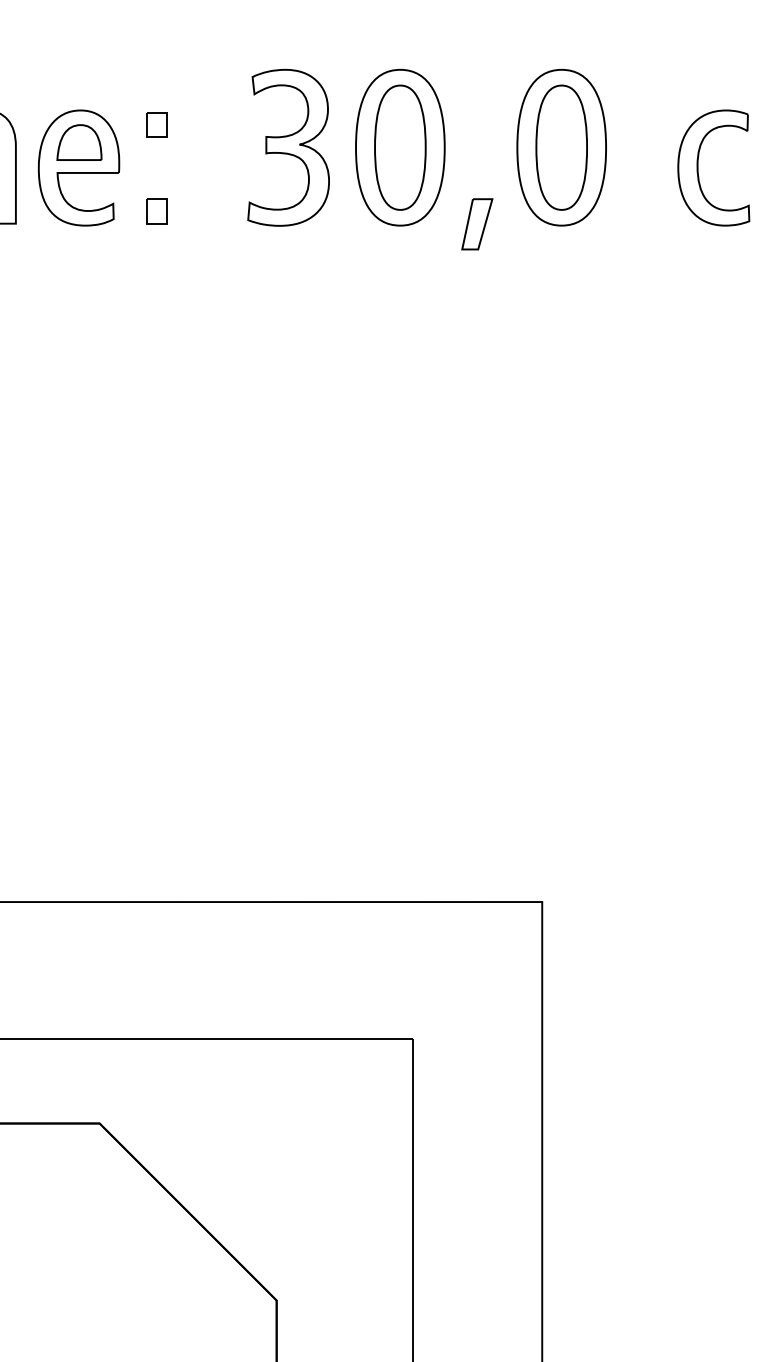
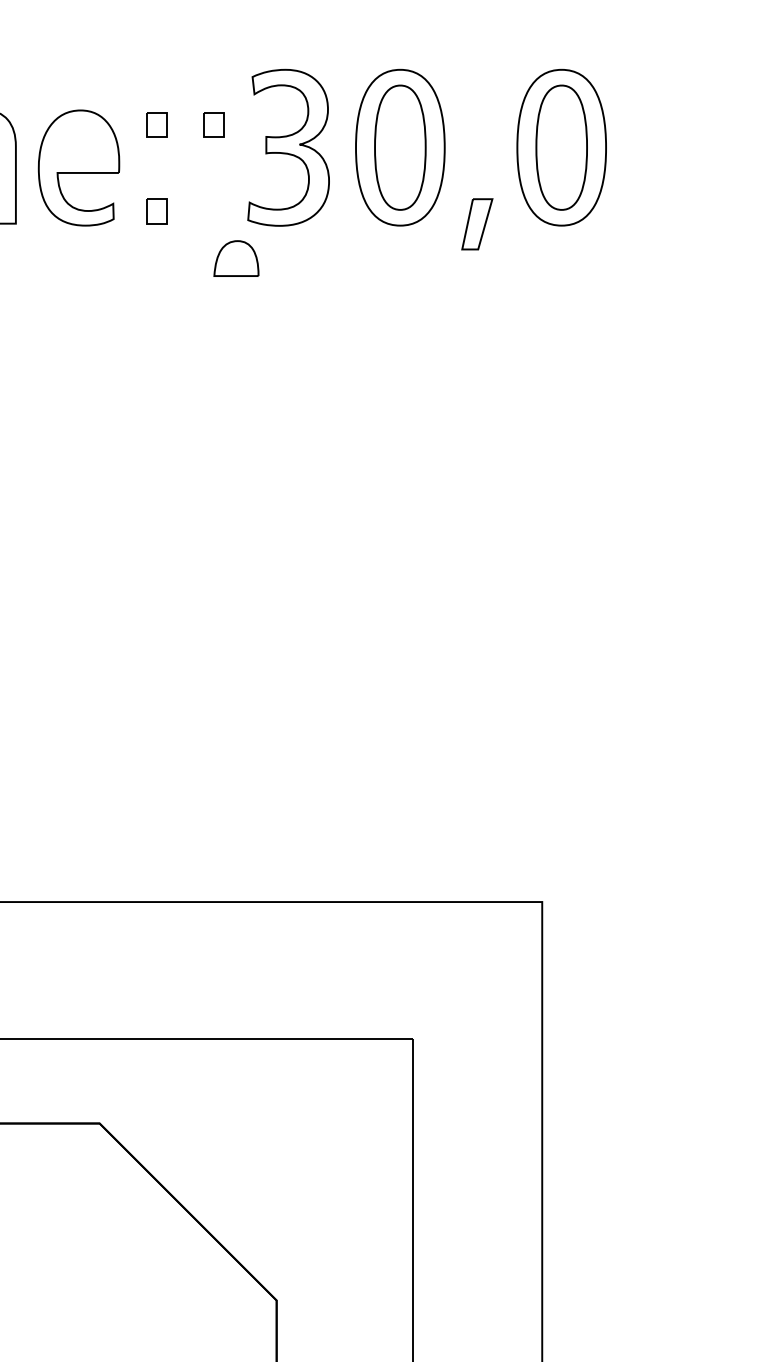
part: none -> present (213, 124)
part position: (79, 142) -> (236, 258) (236, 258)
part: present -> none (698, 167)
